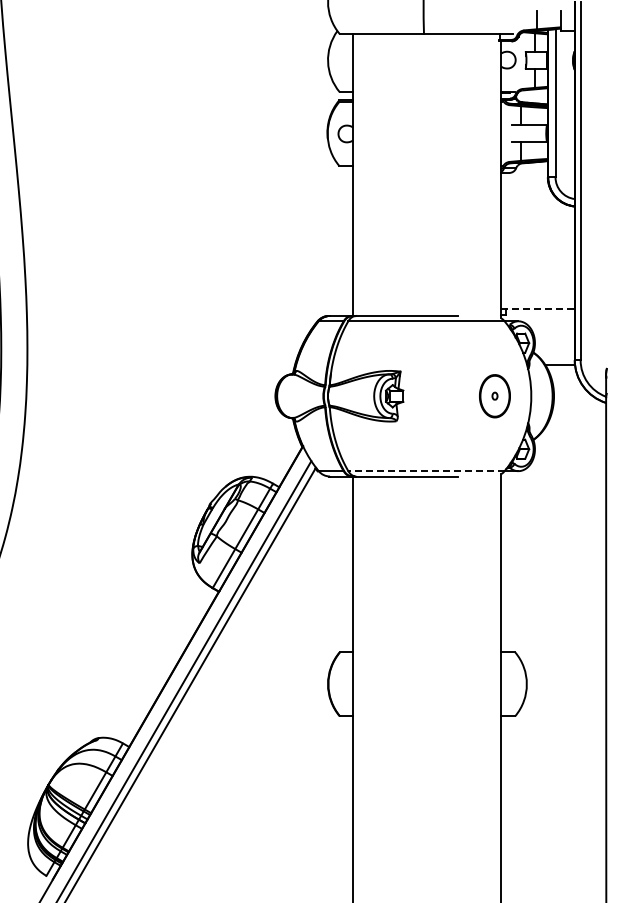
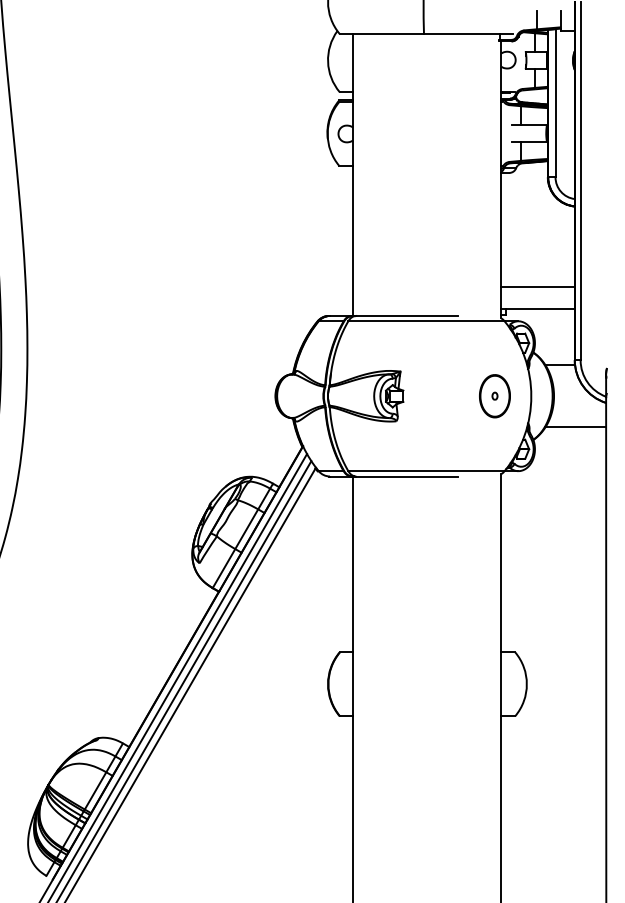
line: none -> present (537, 286)
line: dashed -> solid (538, 308)
line: none -> present (575, 427)
line: dashed -> solid (425, 471)
line: none -> present (178, 676)
